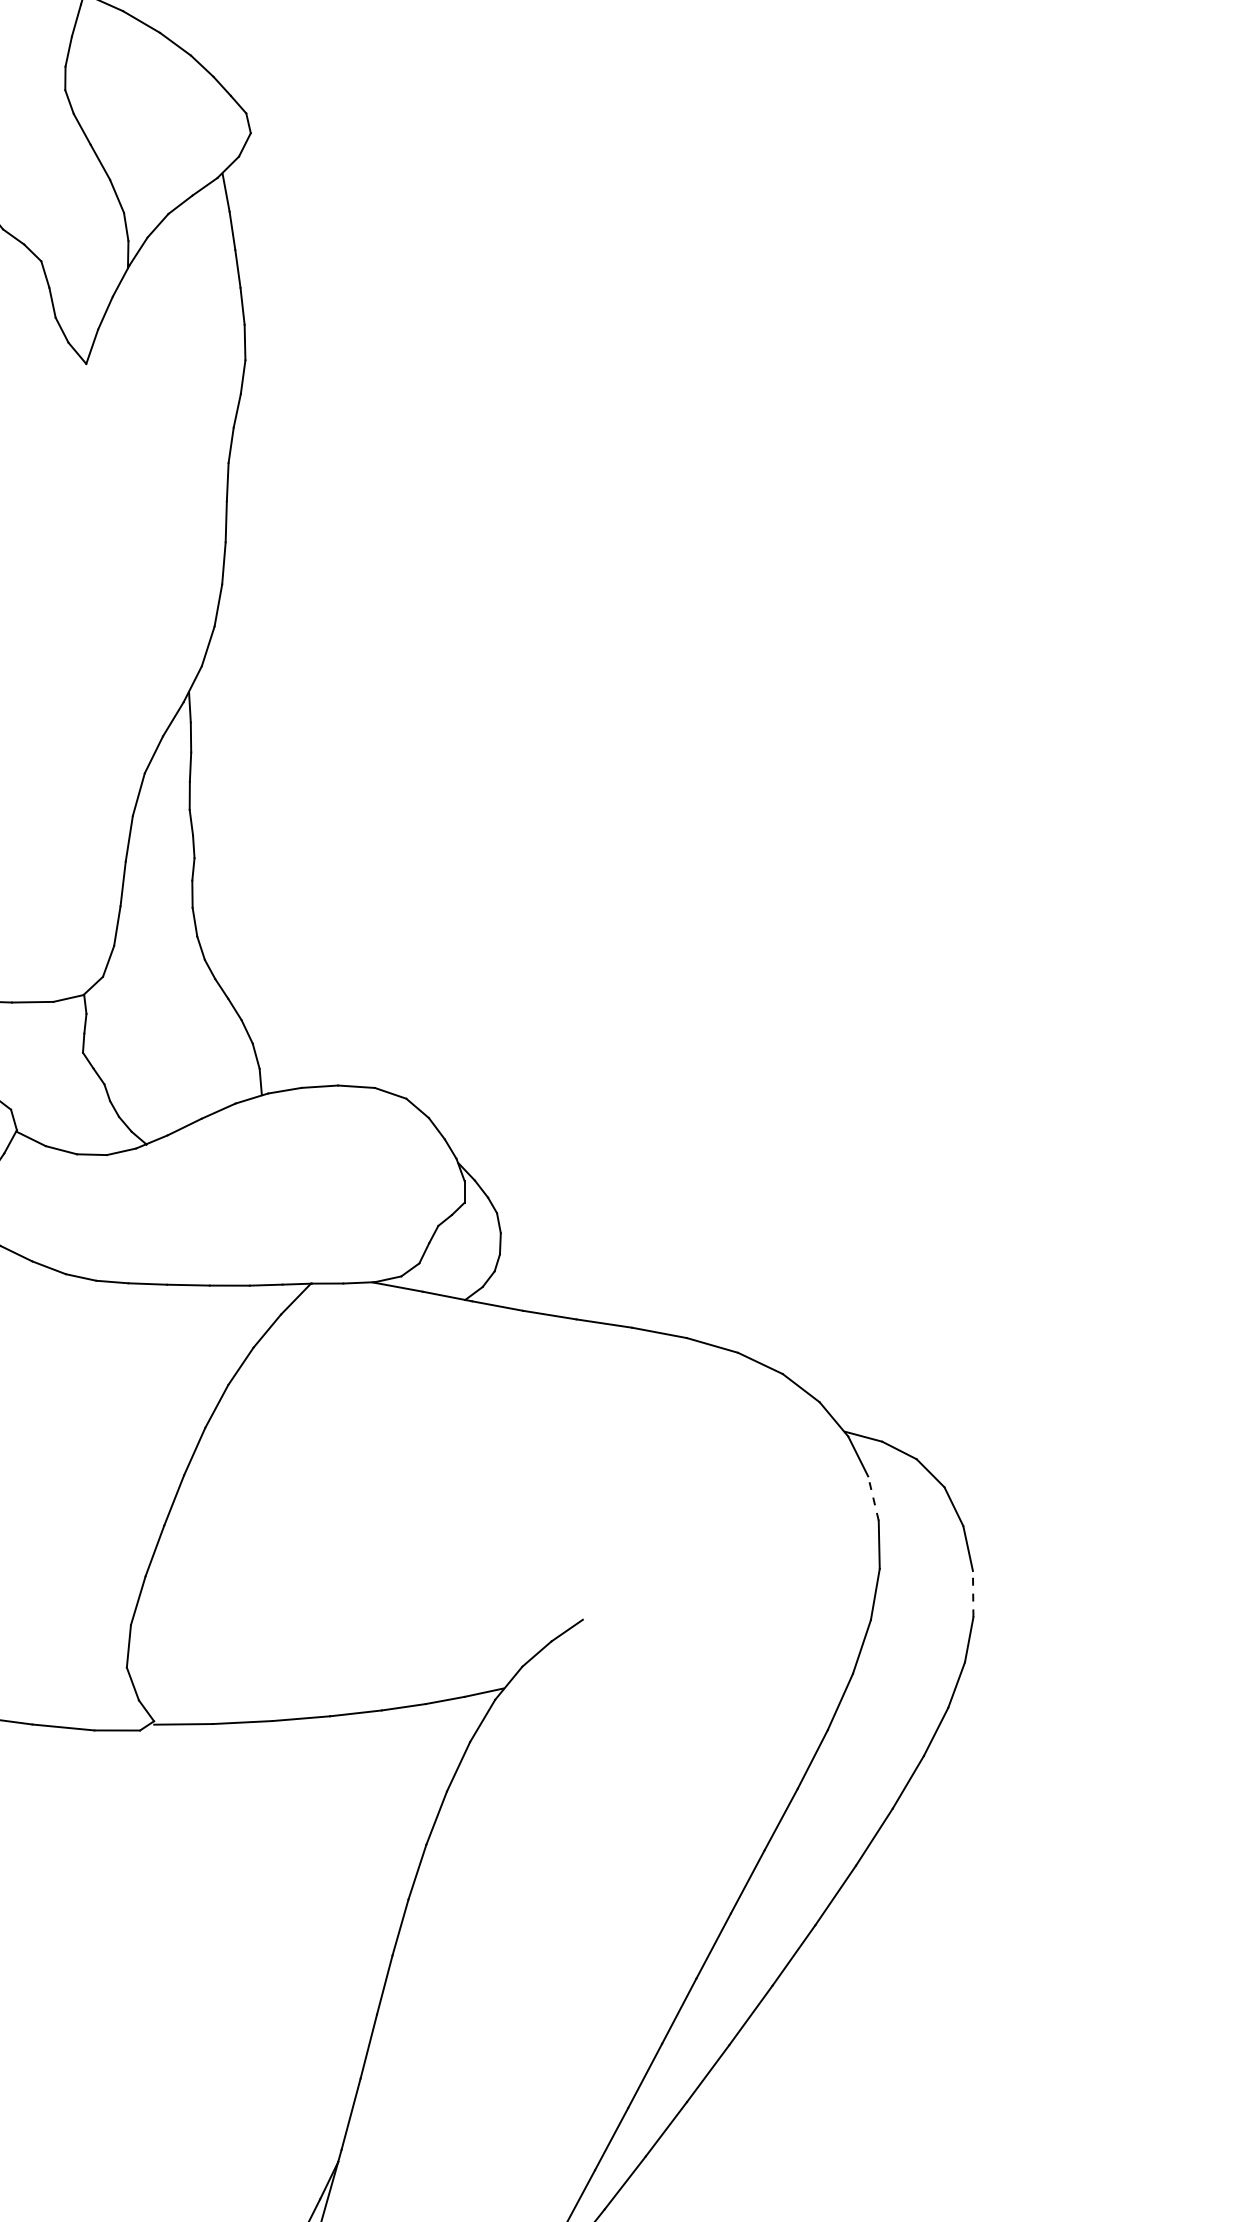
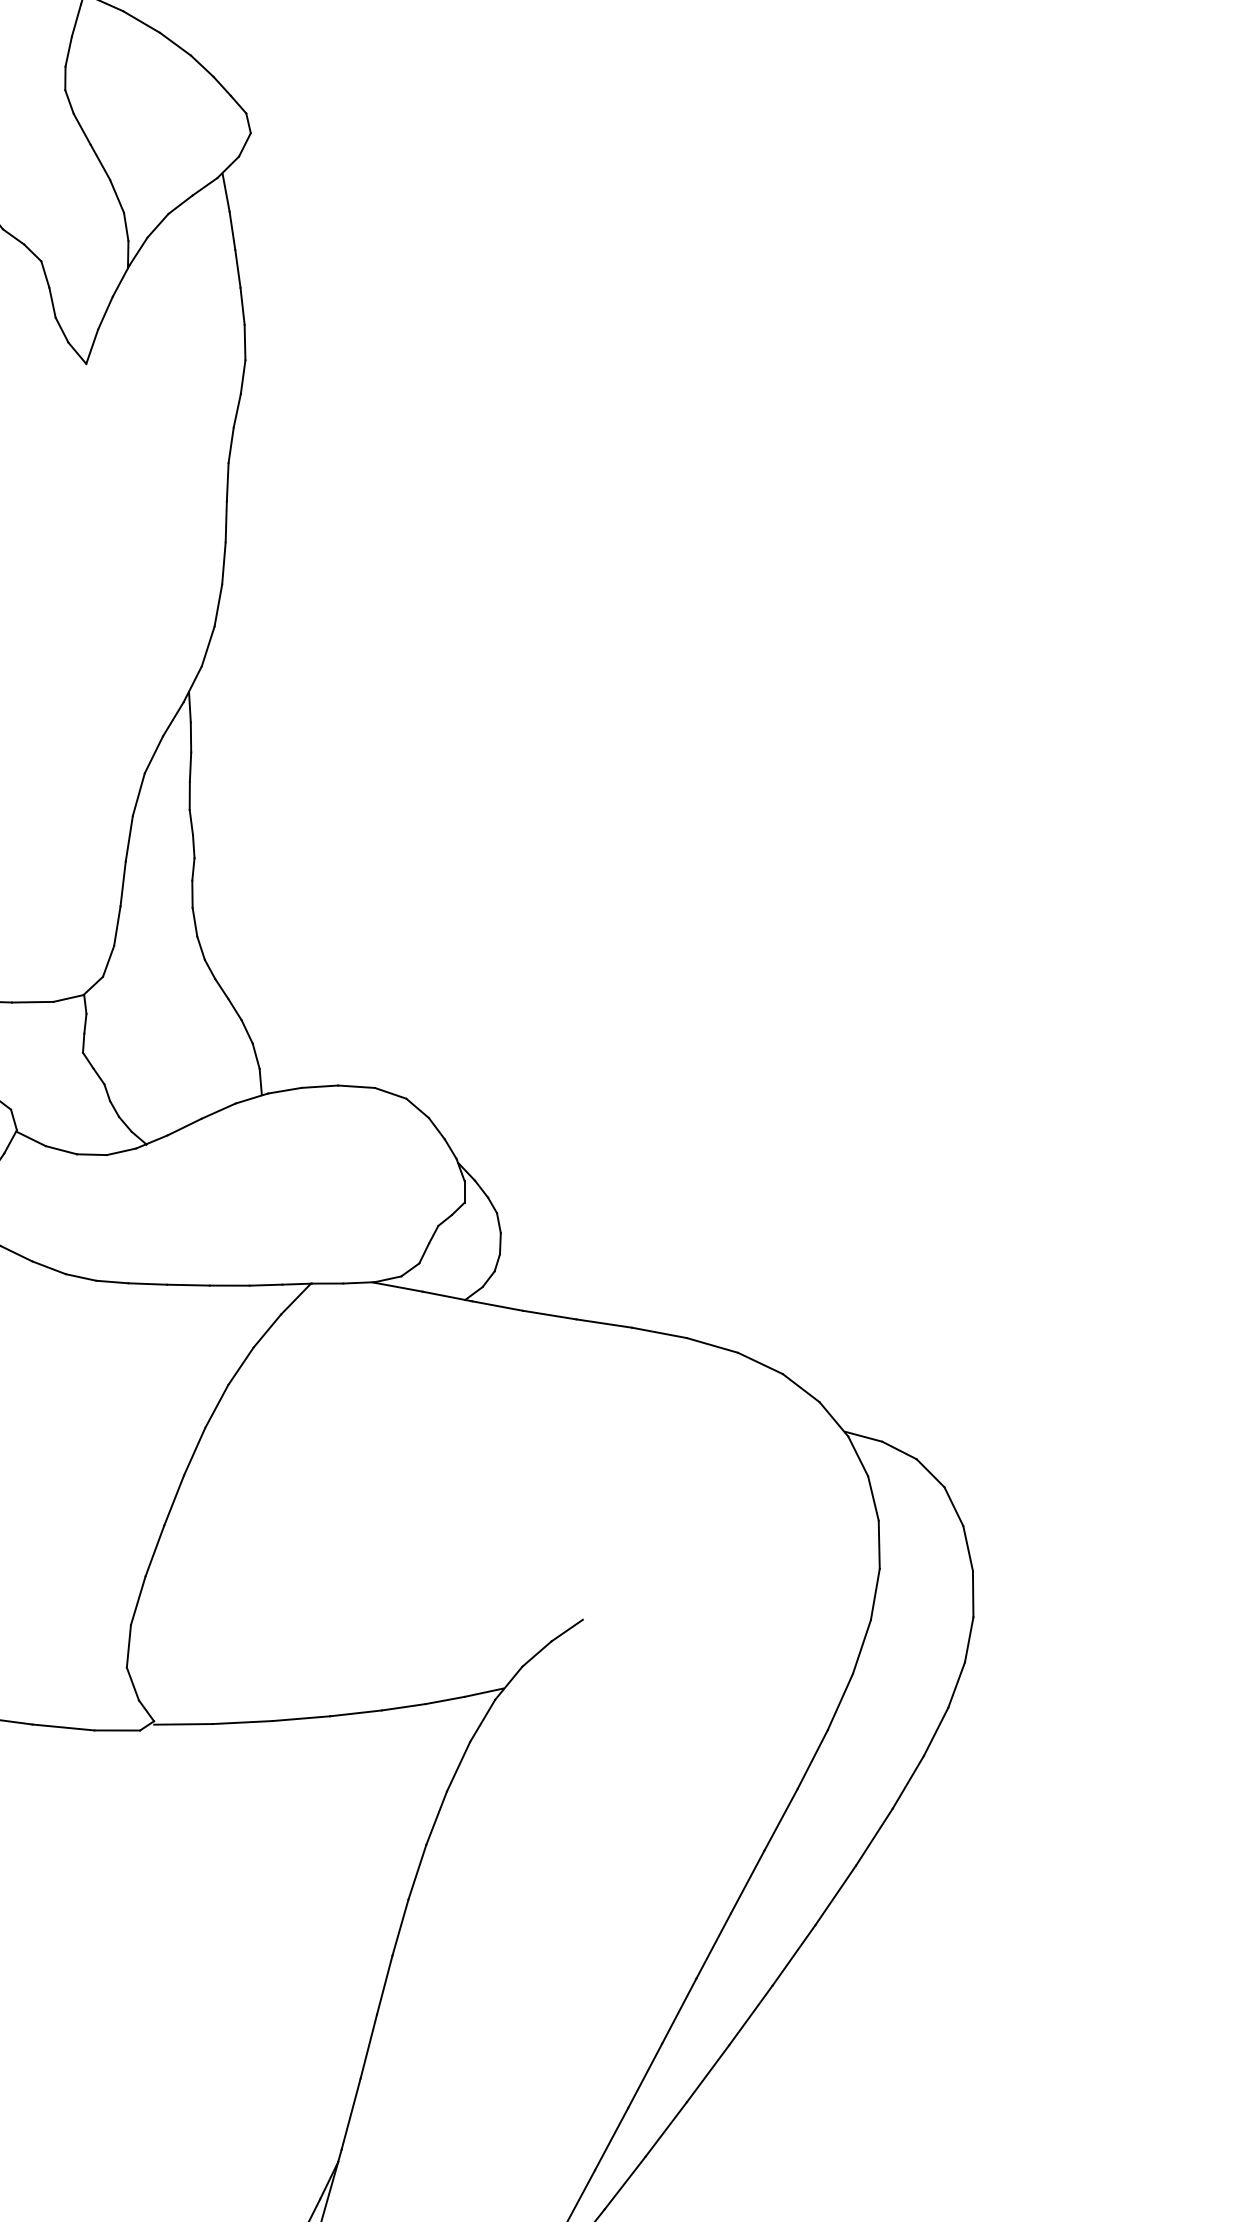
line: dashed -> solid (873, 1498)
line: dashed -> solid (973, 1593)
